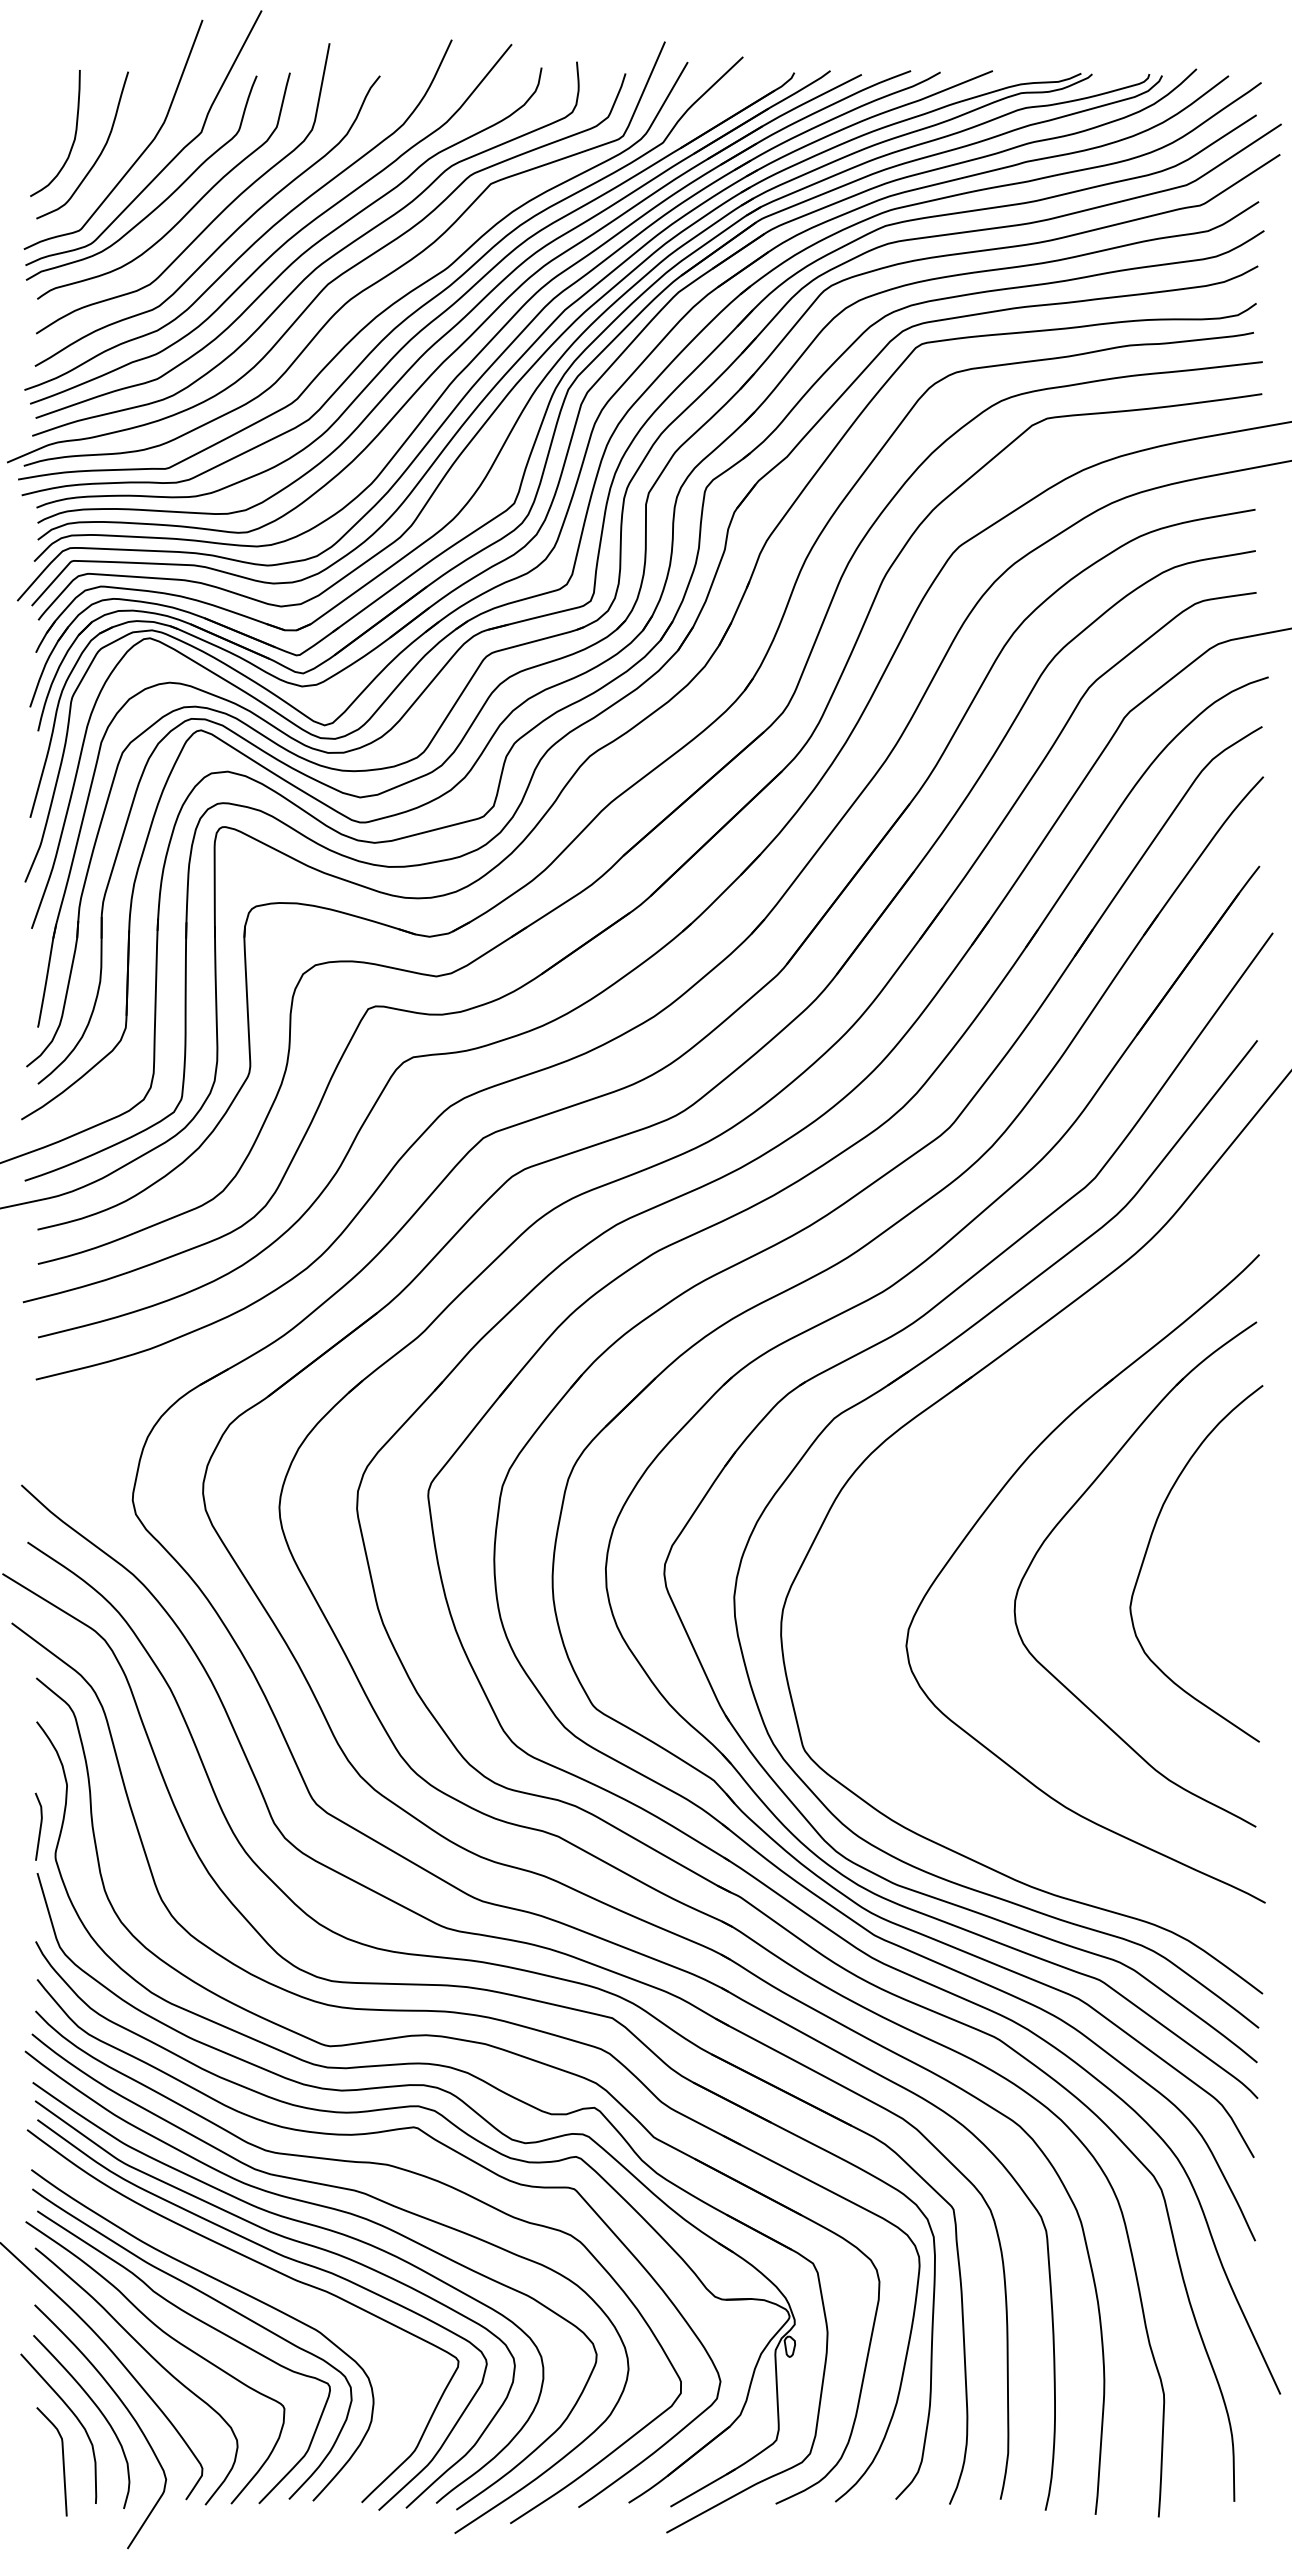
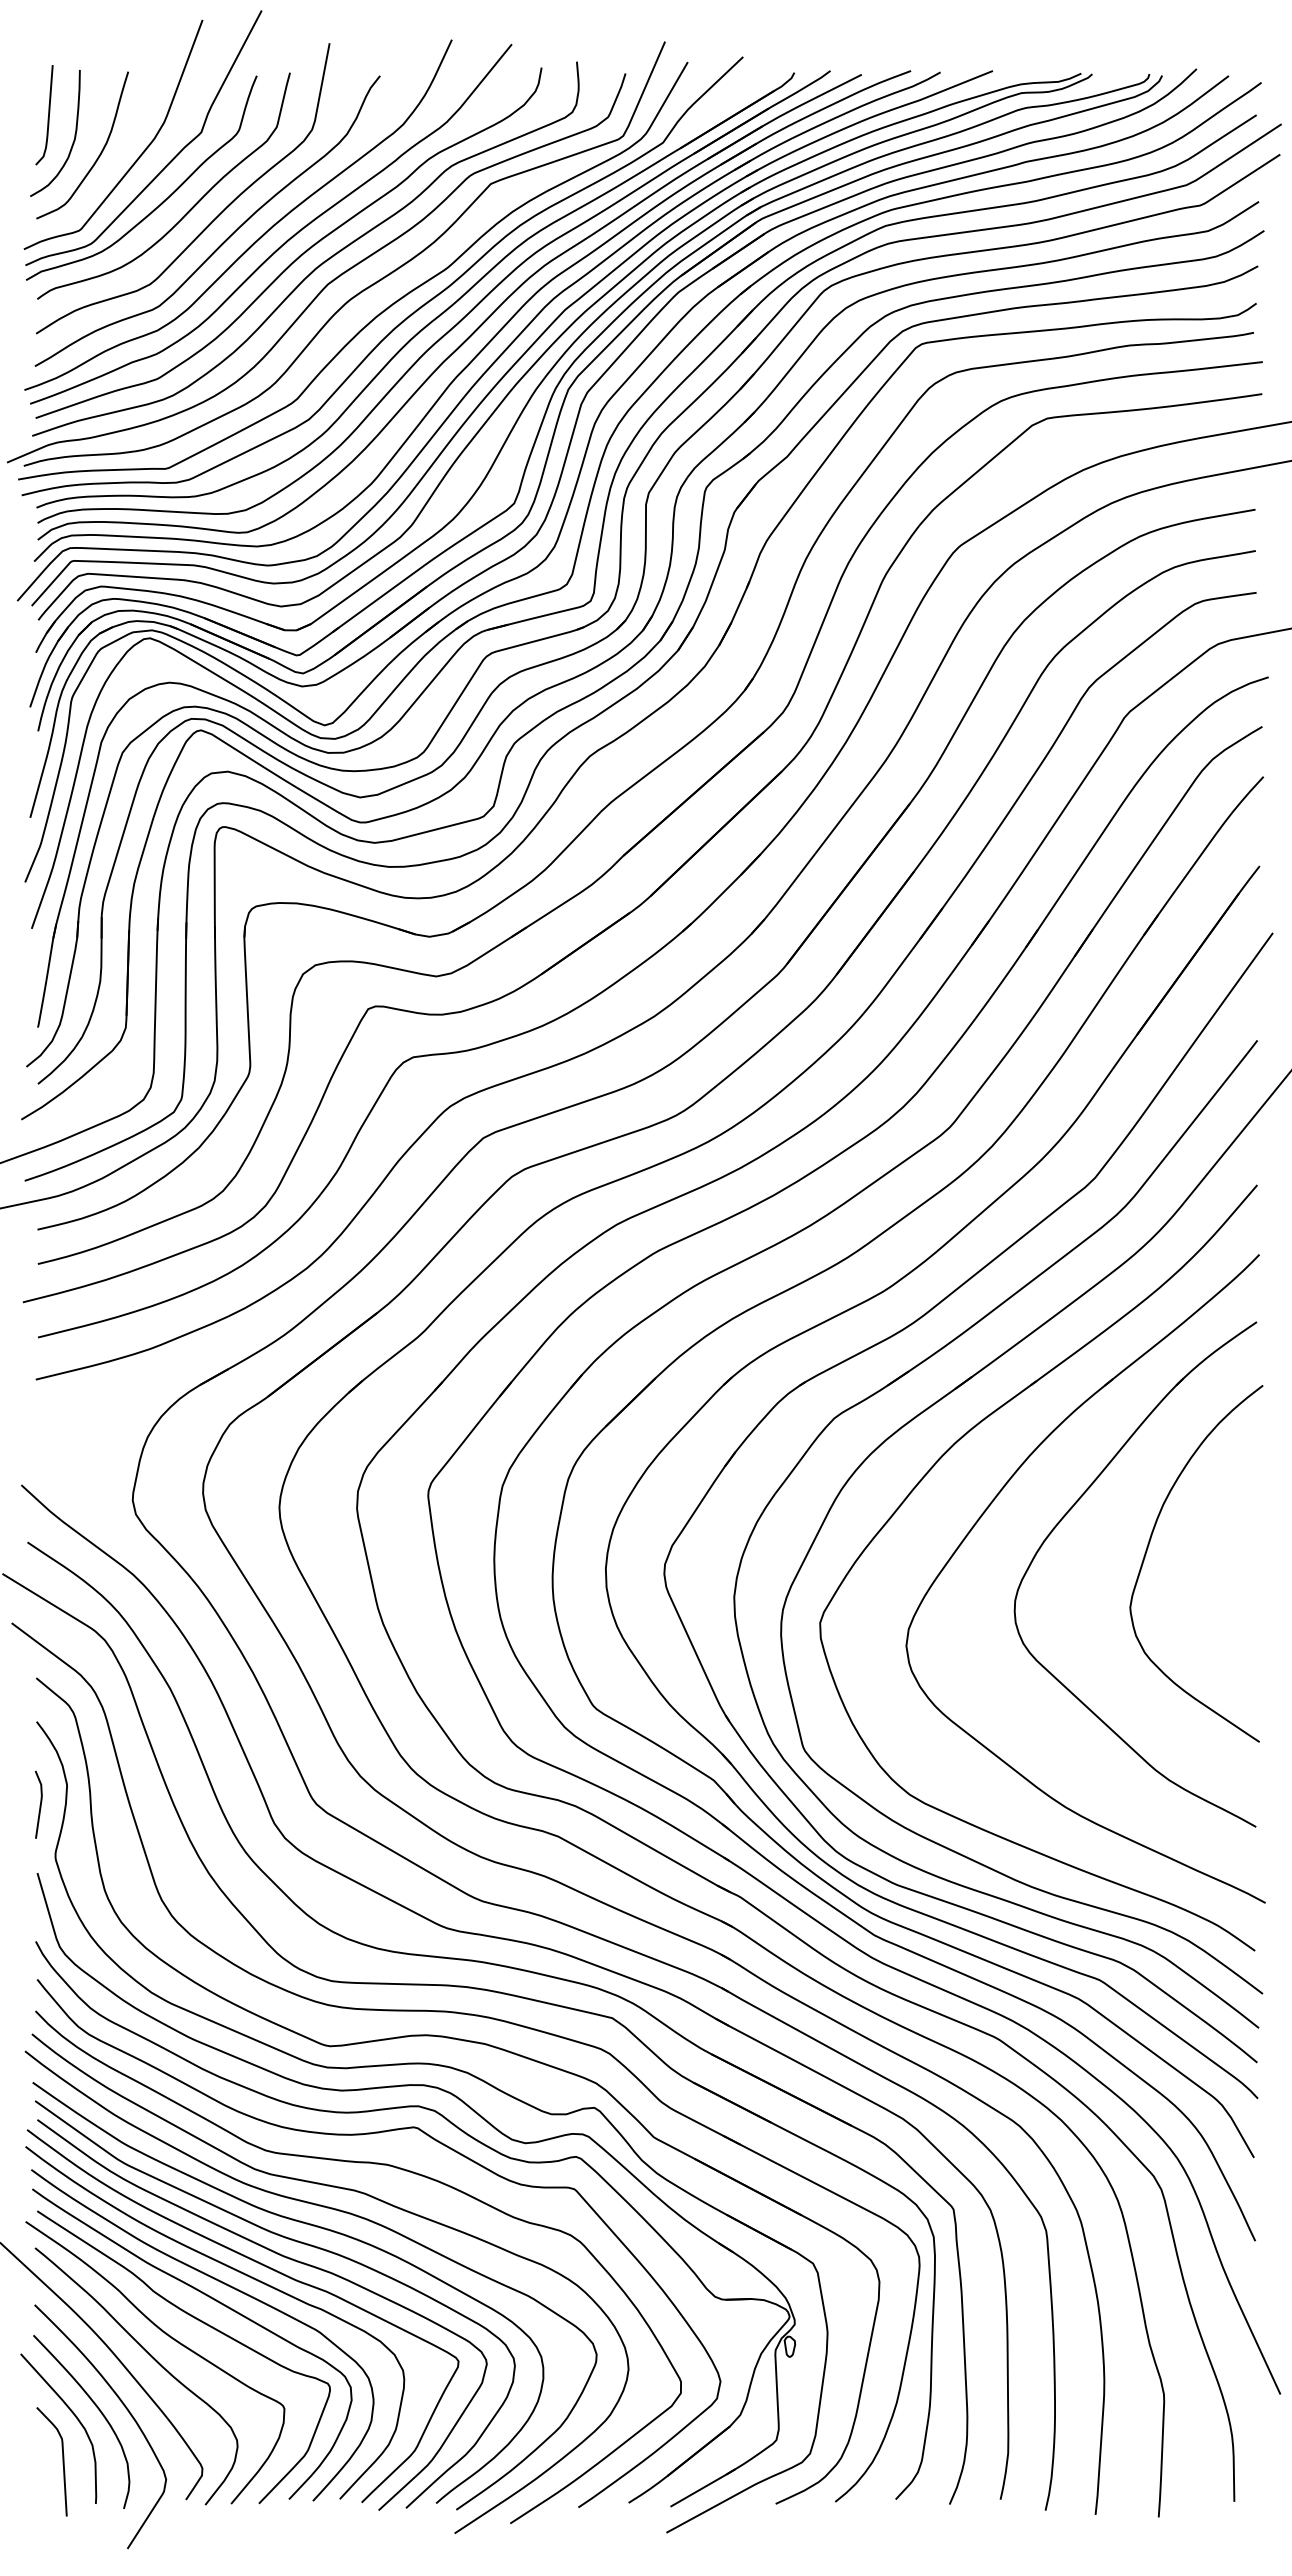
curve: none -> present (47, 117)
part: none -> present (928, 1473)
line position: (39, 1826) -> (39, 1804) (39, 1804)
curve: none -> present (240, 2273)
